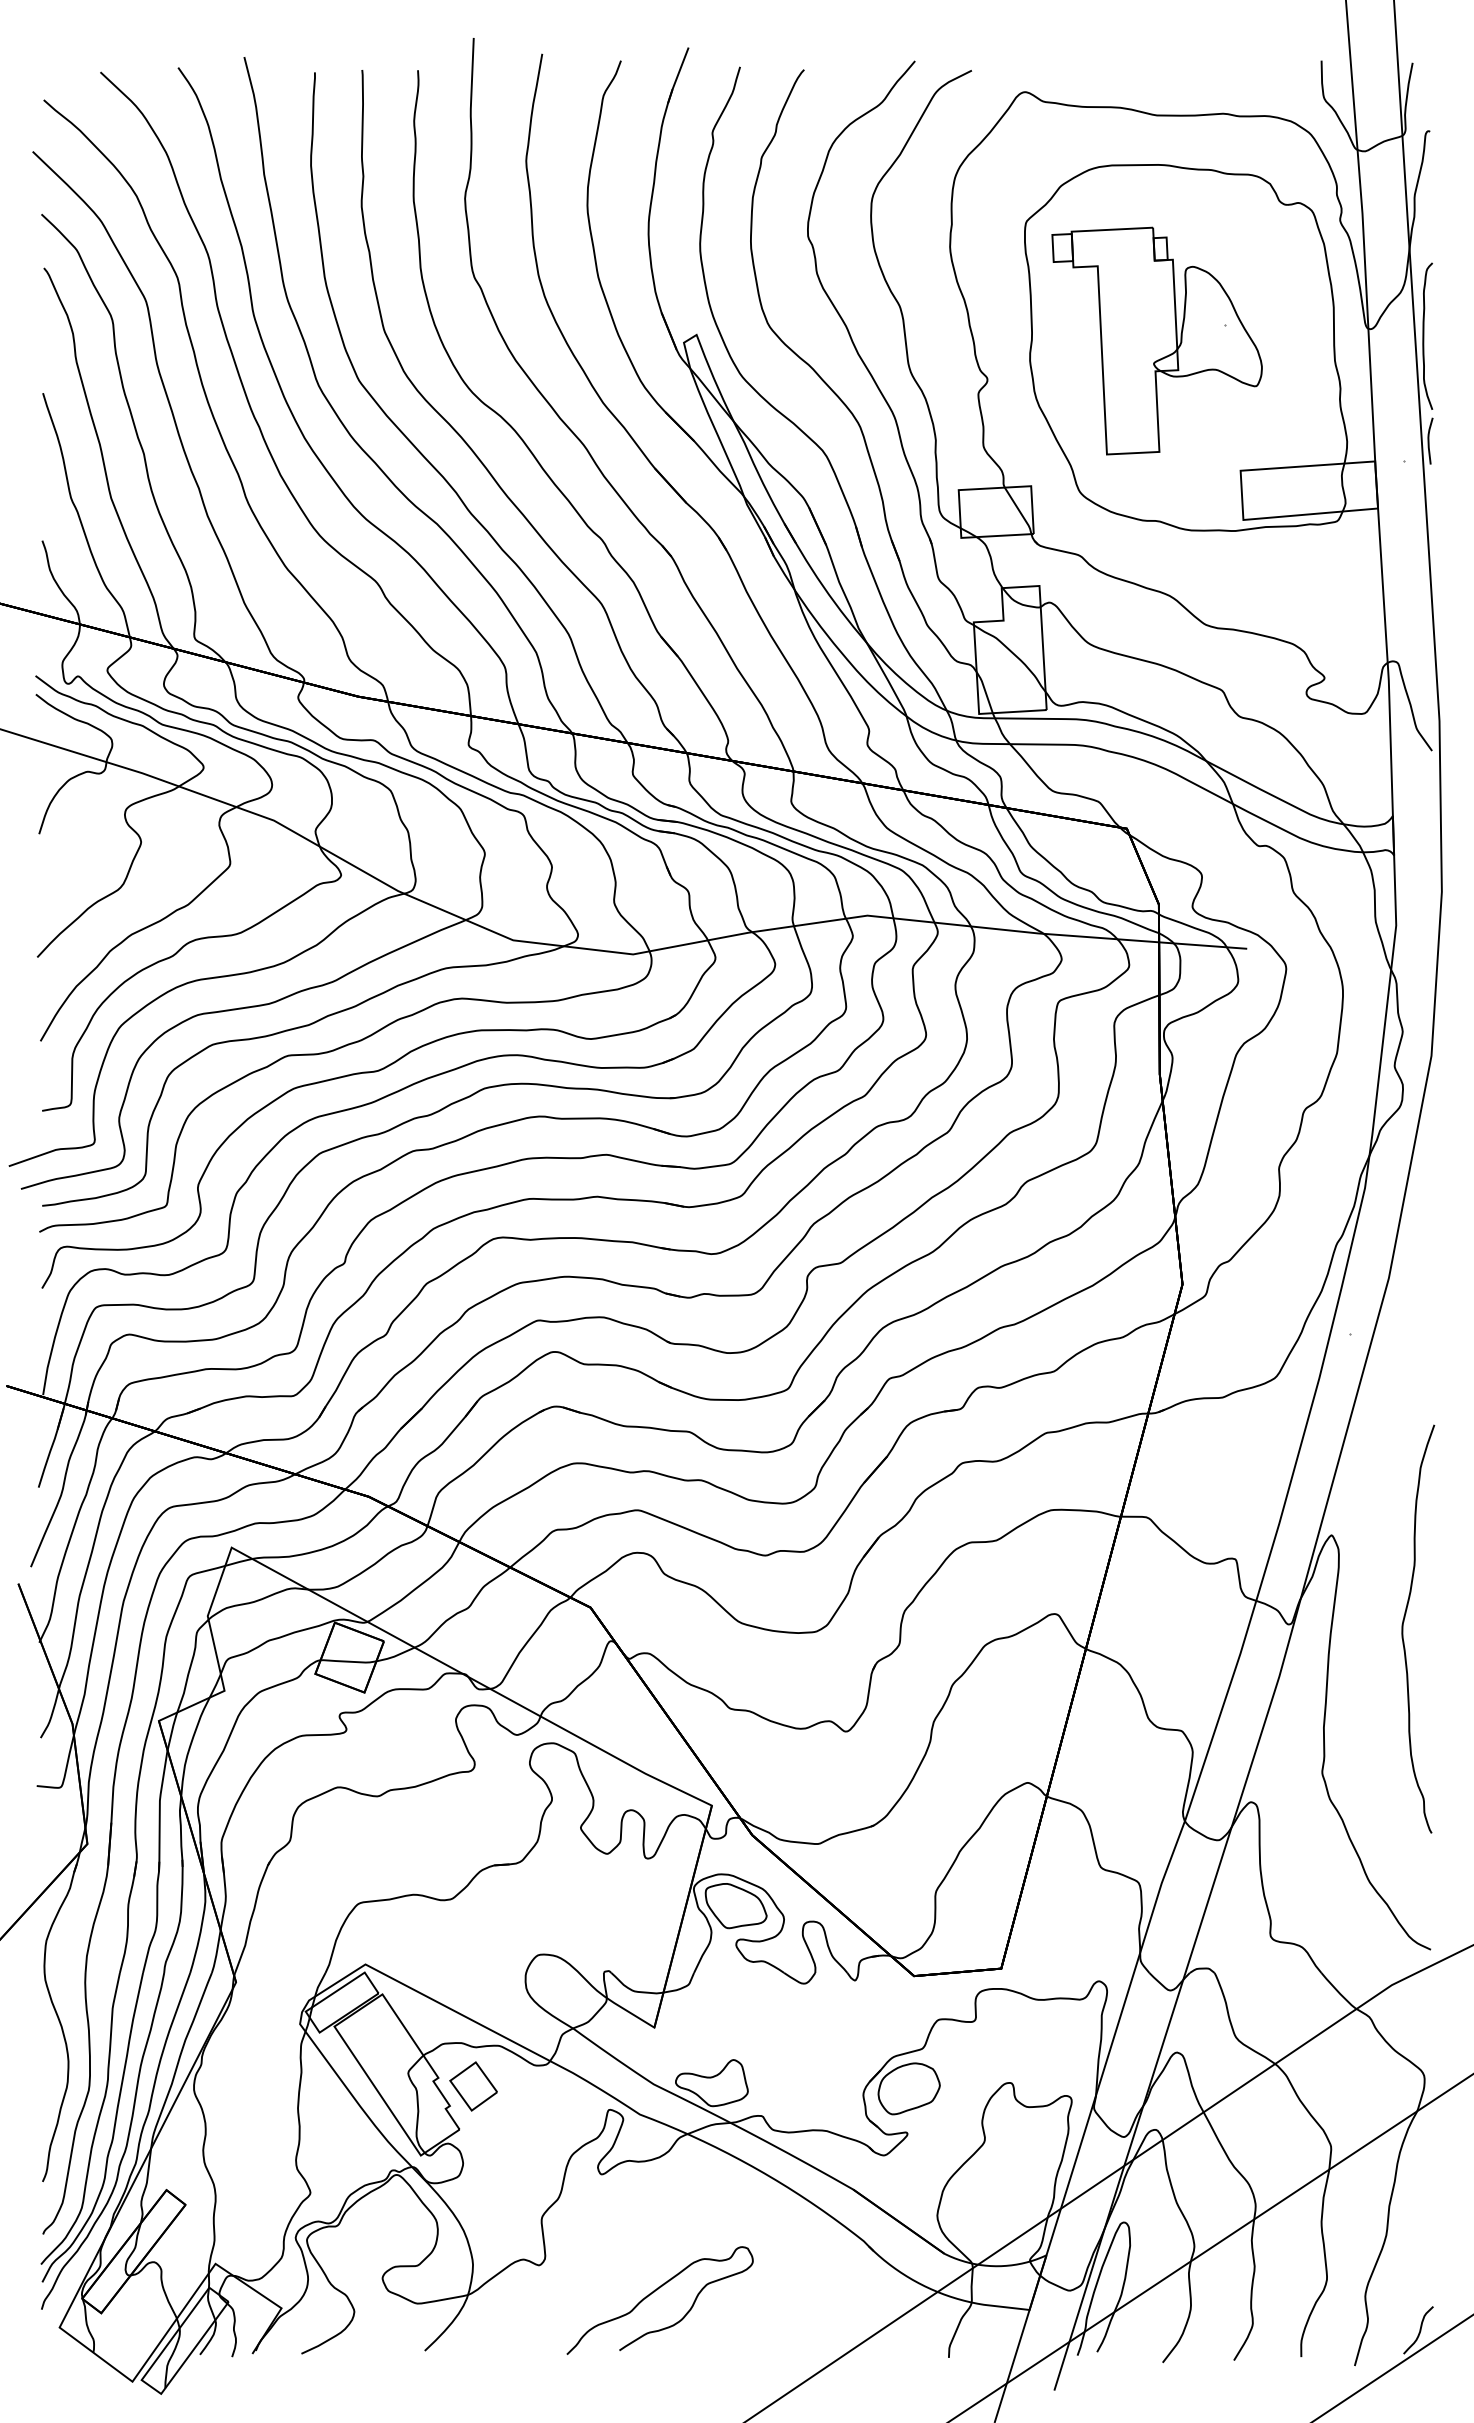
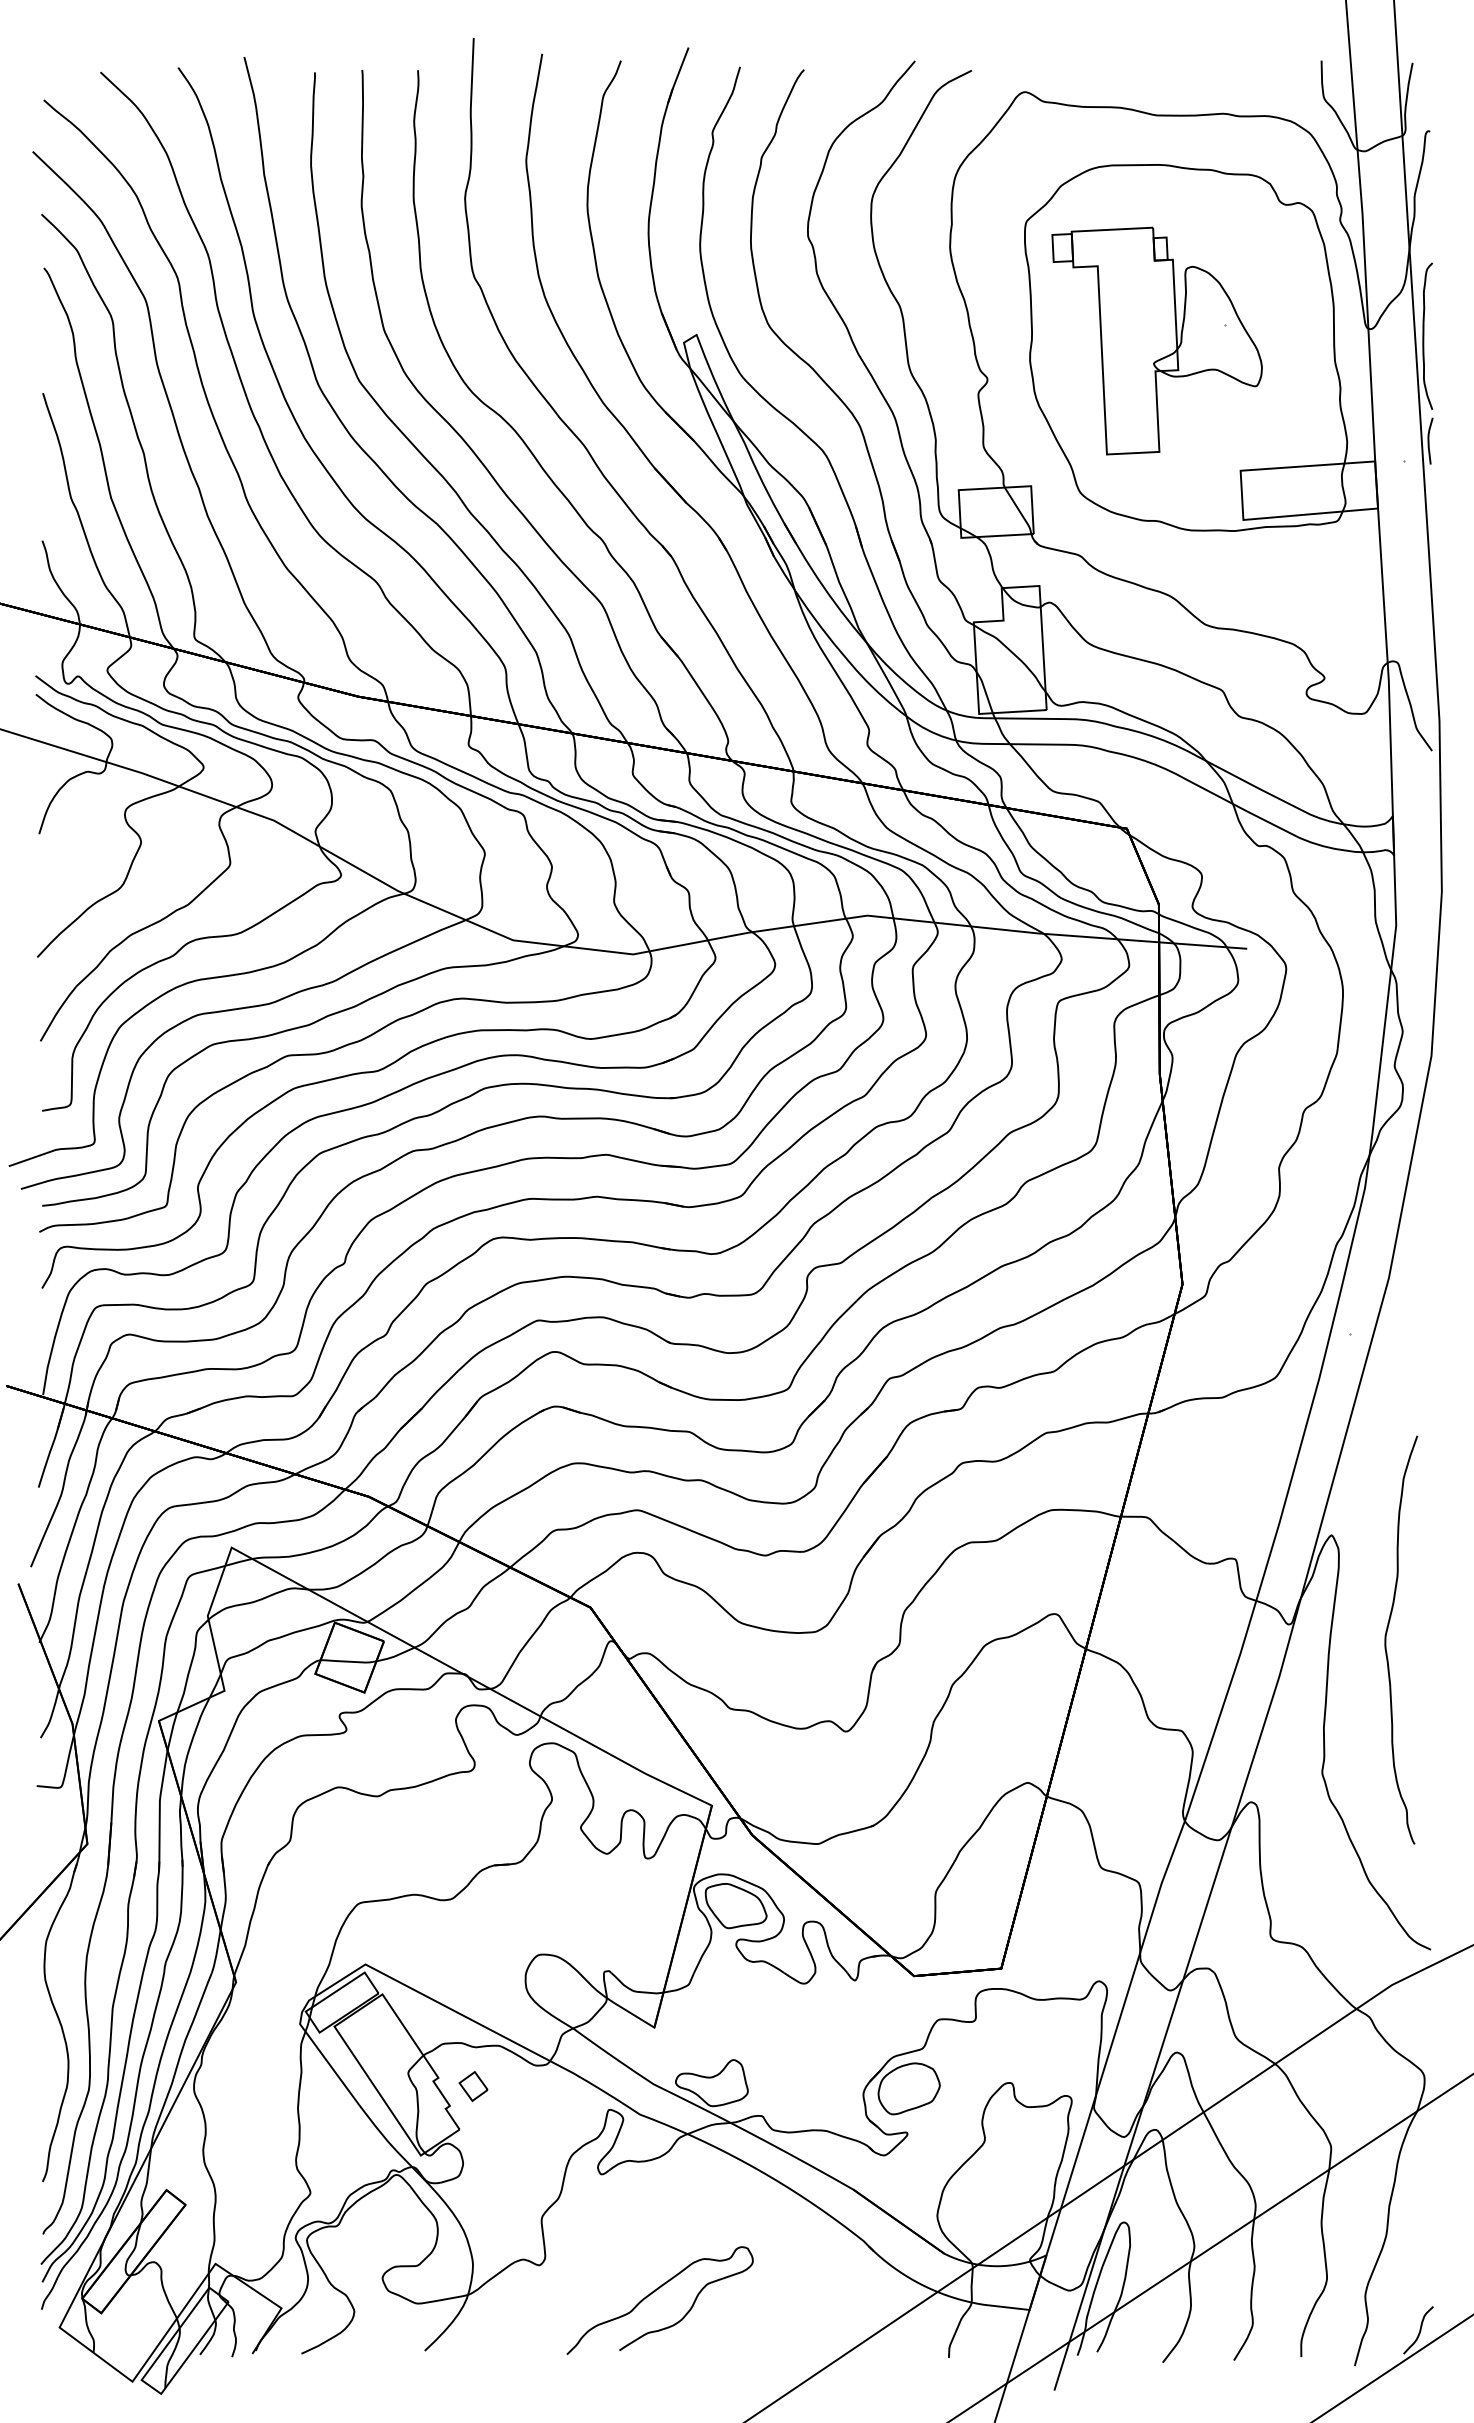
curve position: (1403, 1628) -> (1386, 1639) (1386, 1639)
part size: 49x51 px -> 31x31 px (473, 2086)
